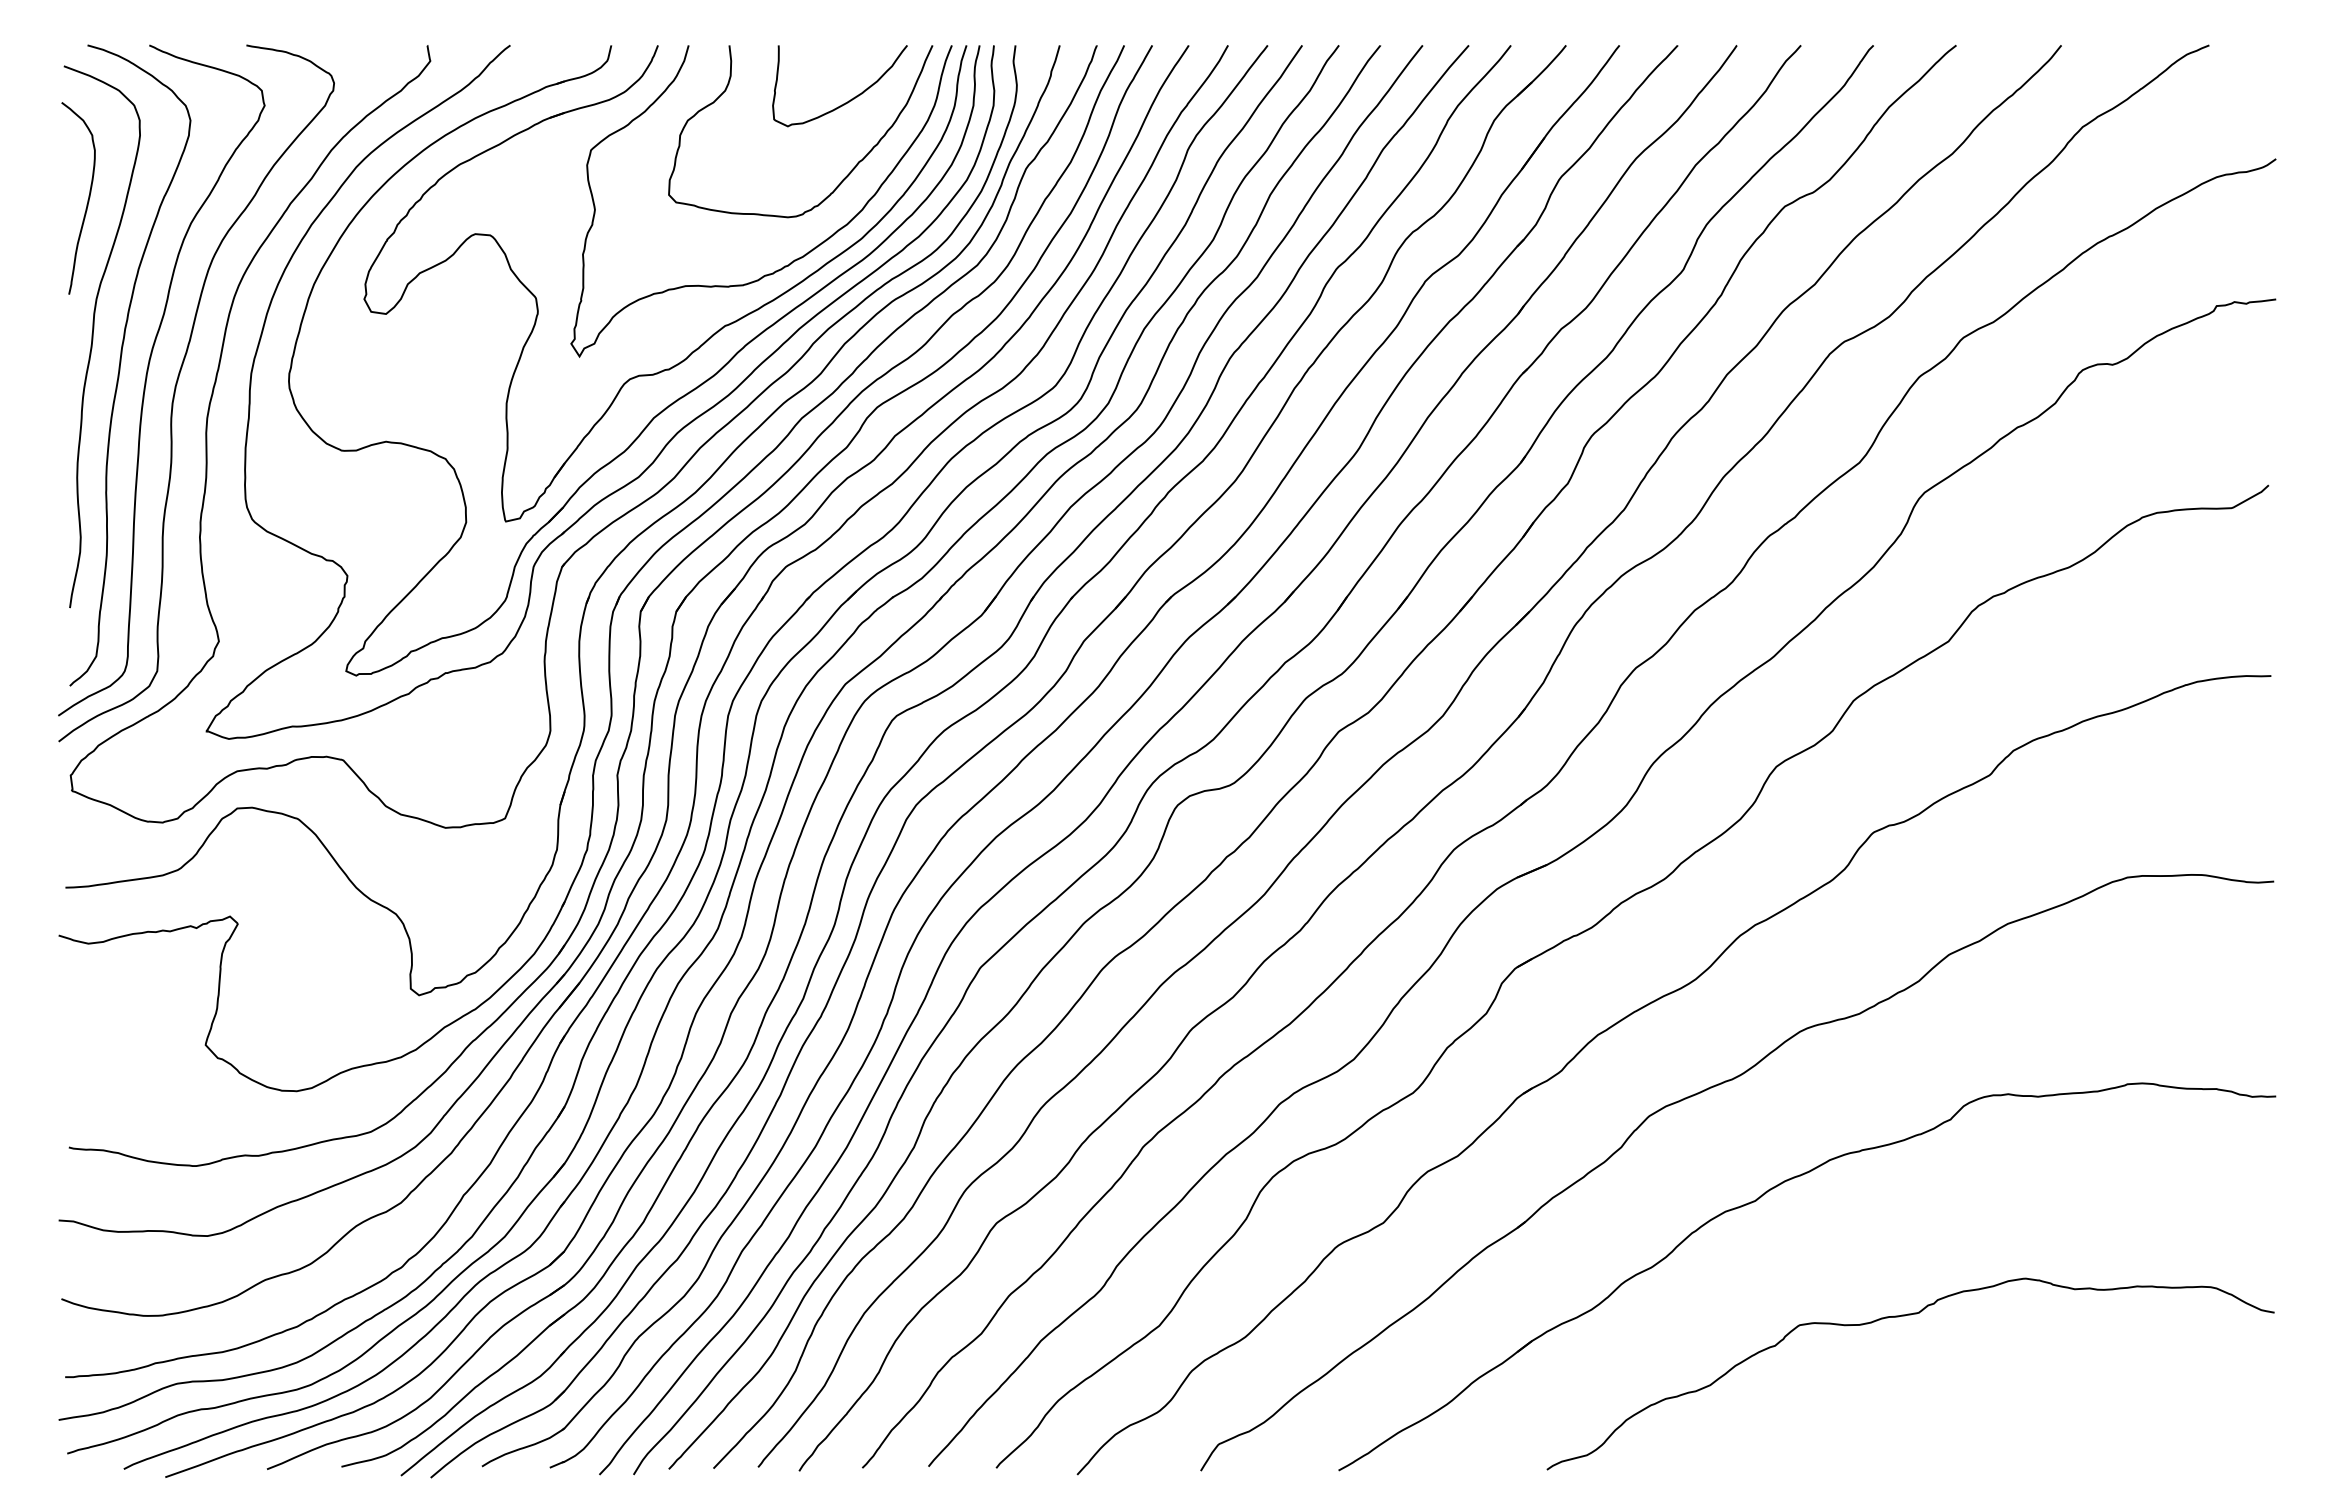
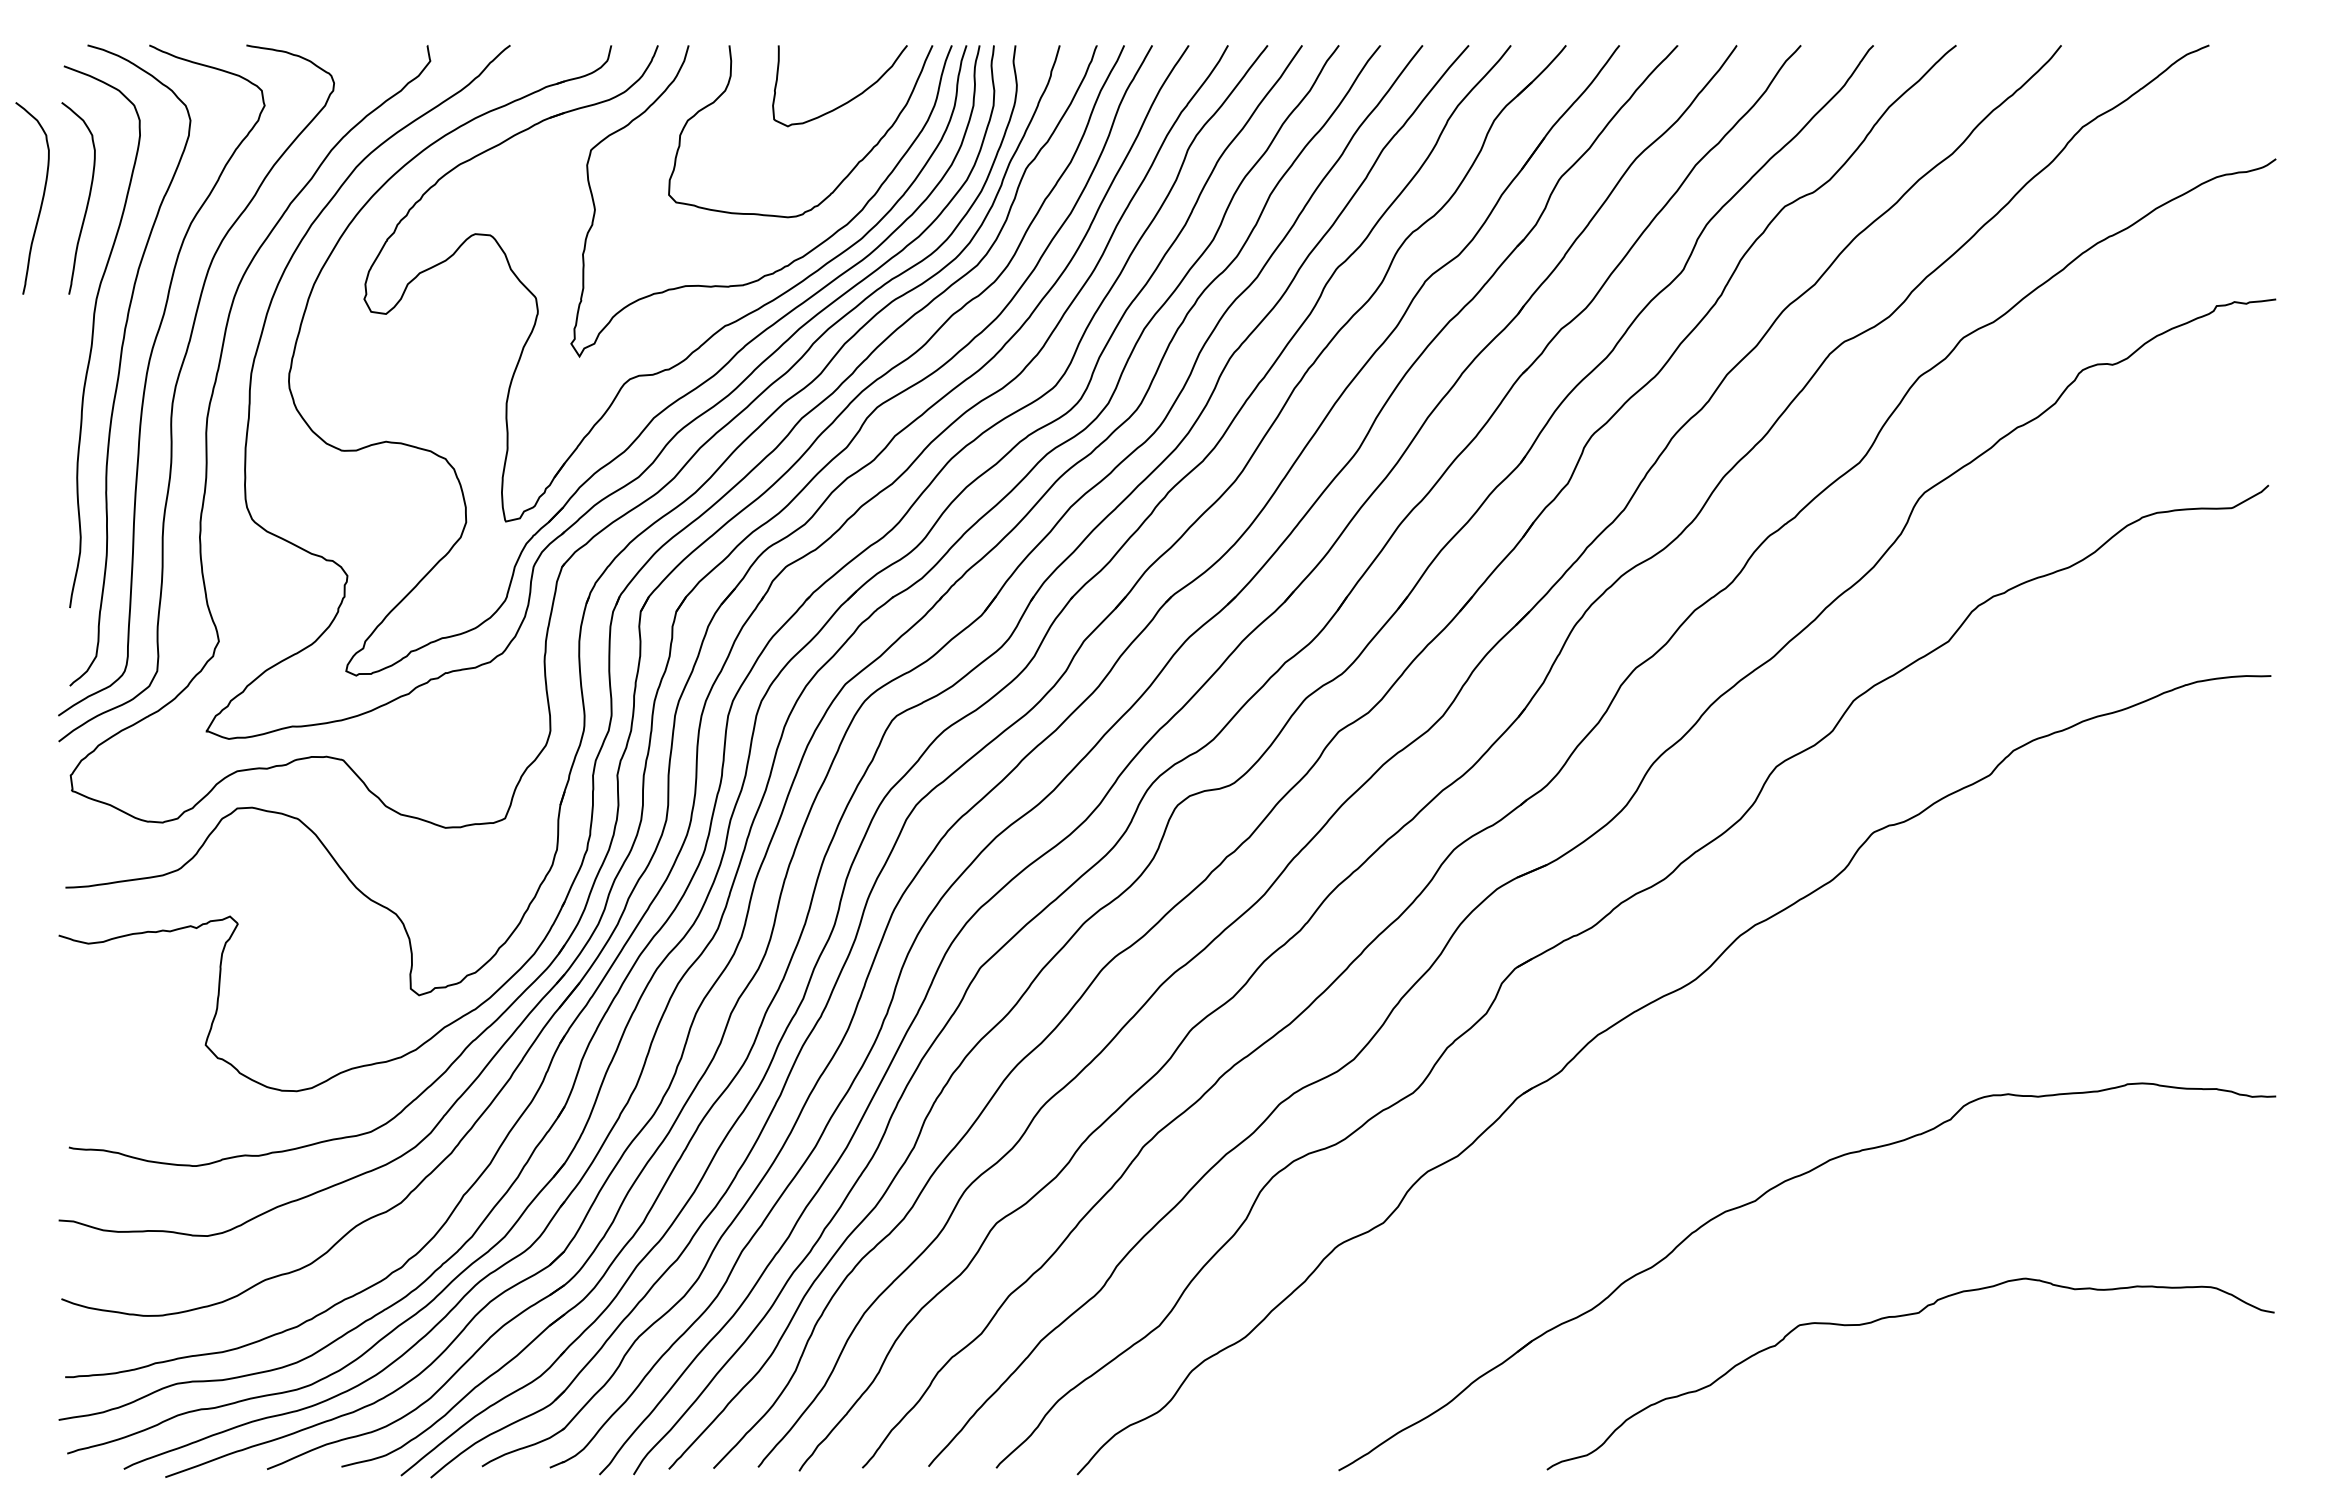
curve: none -> present (41, 199)
part: present -> none (1698, 1094)
